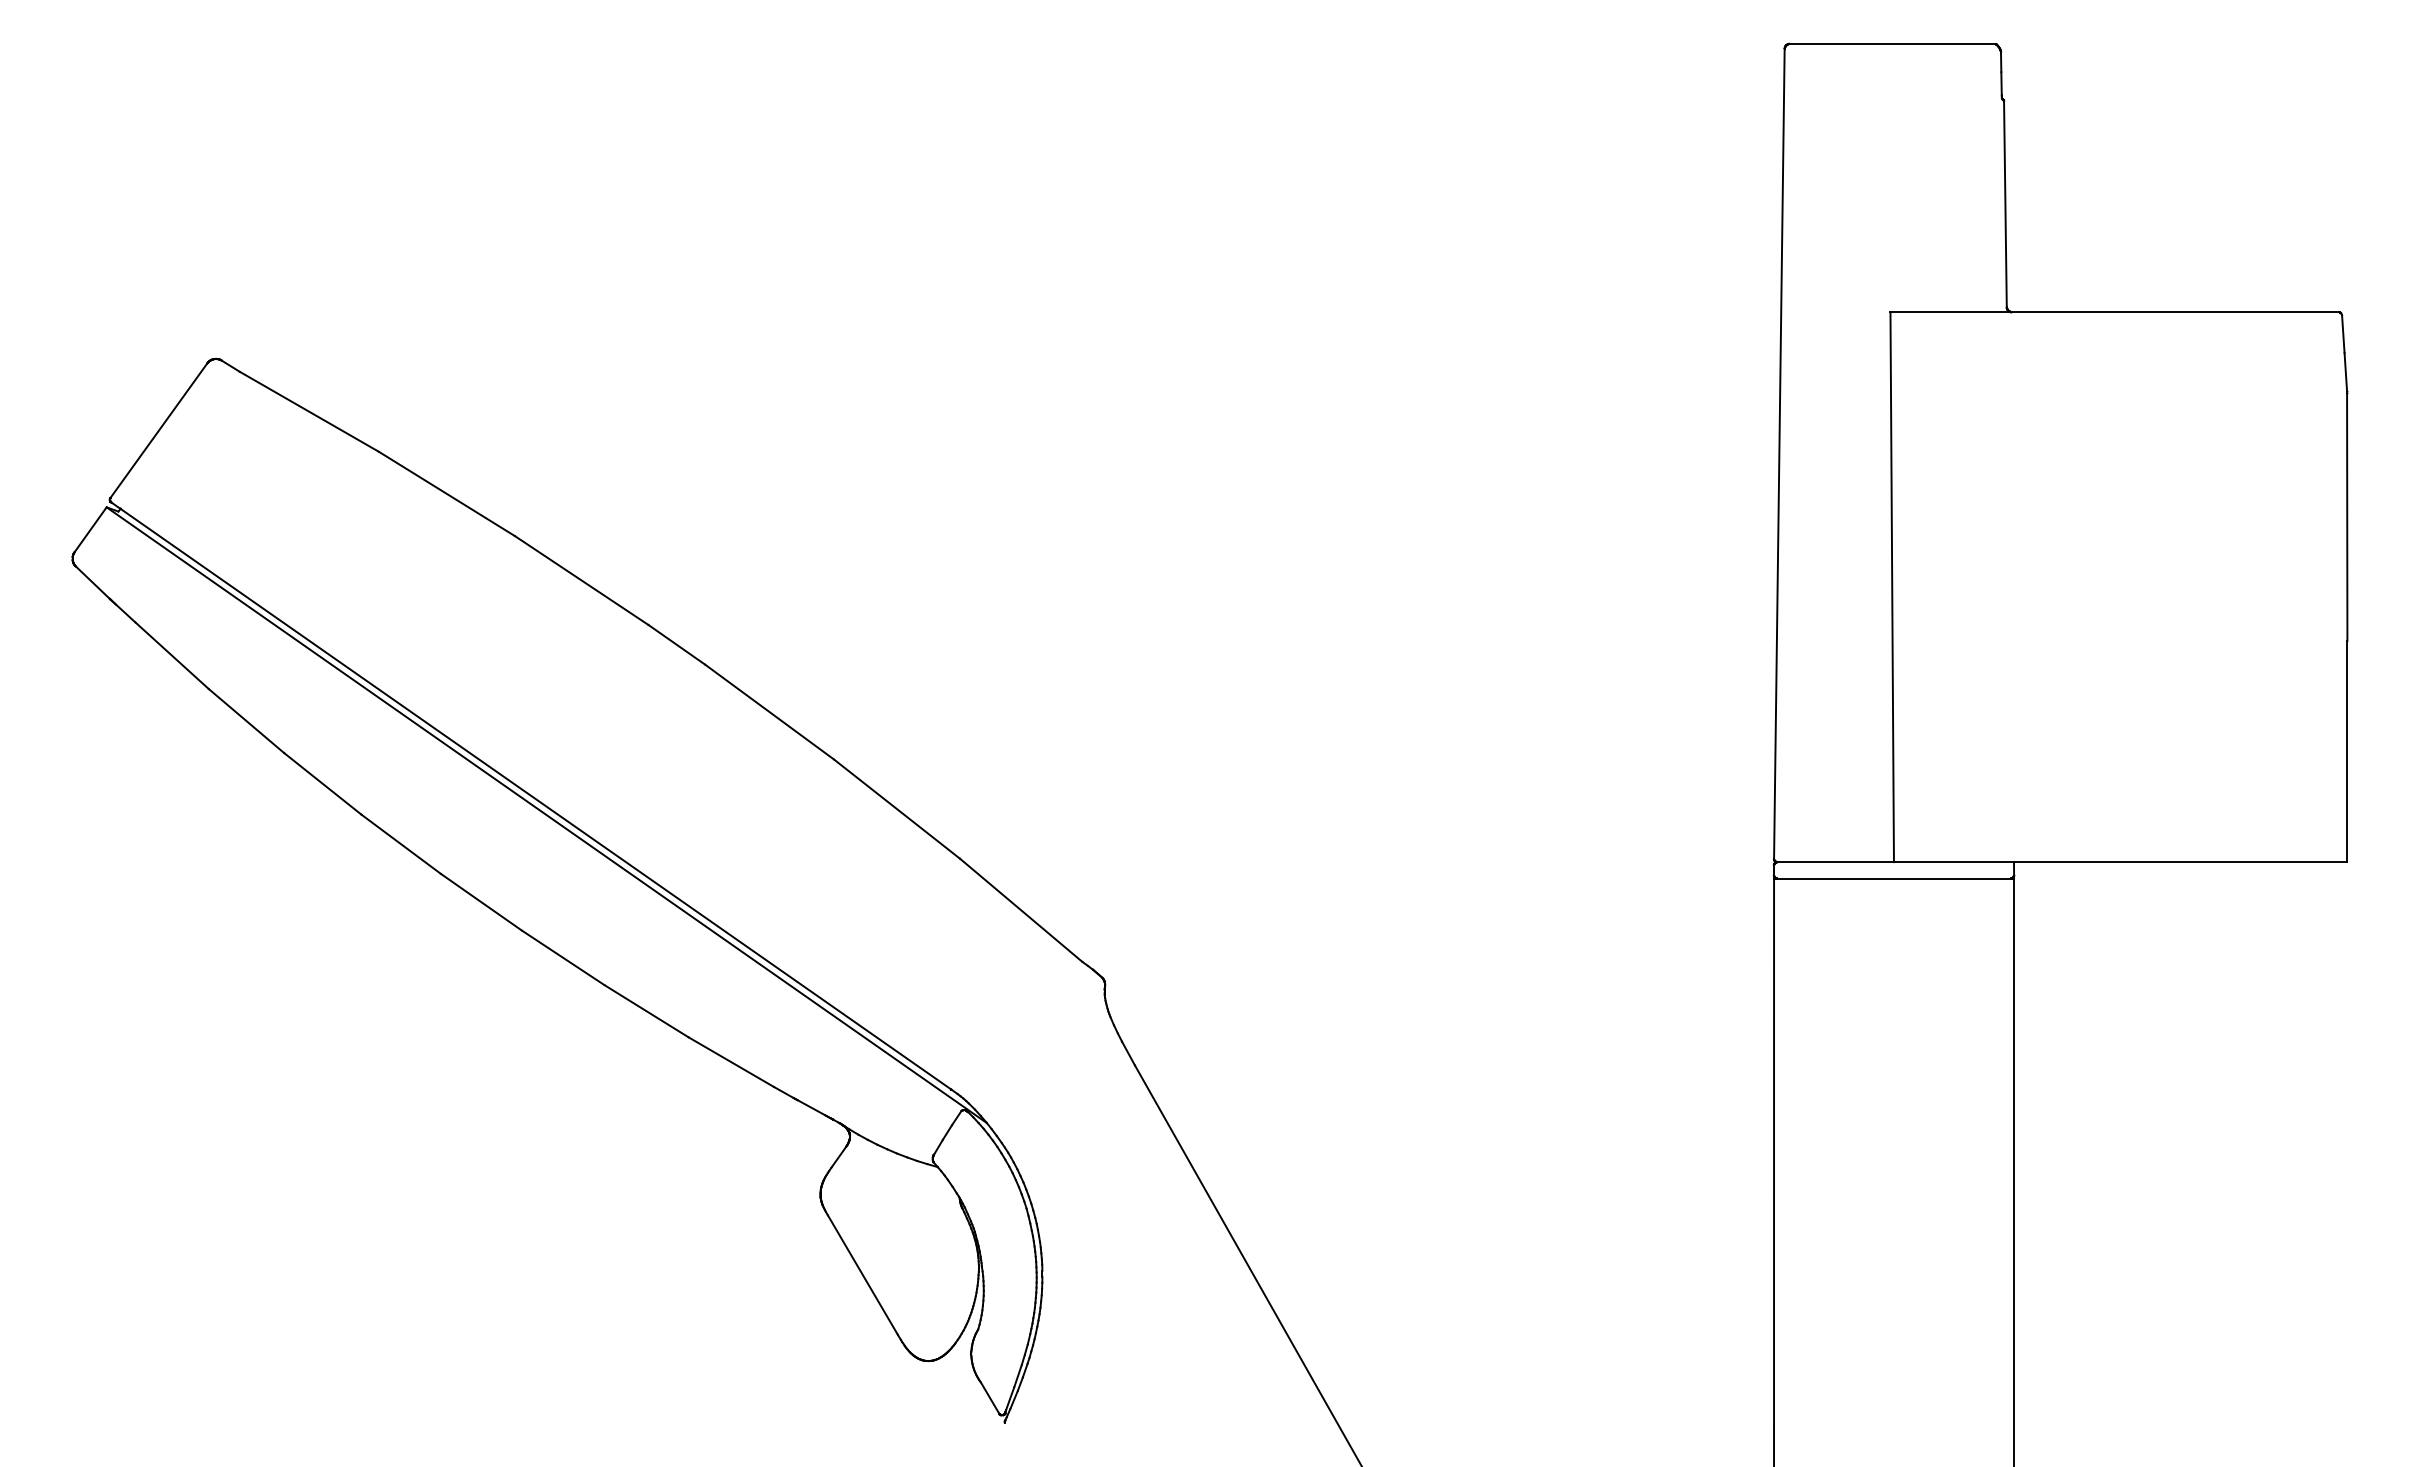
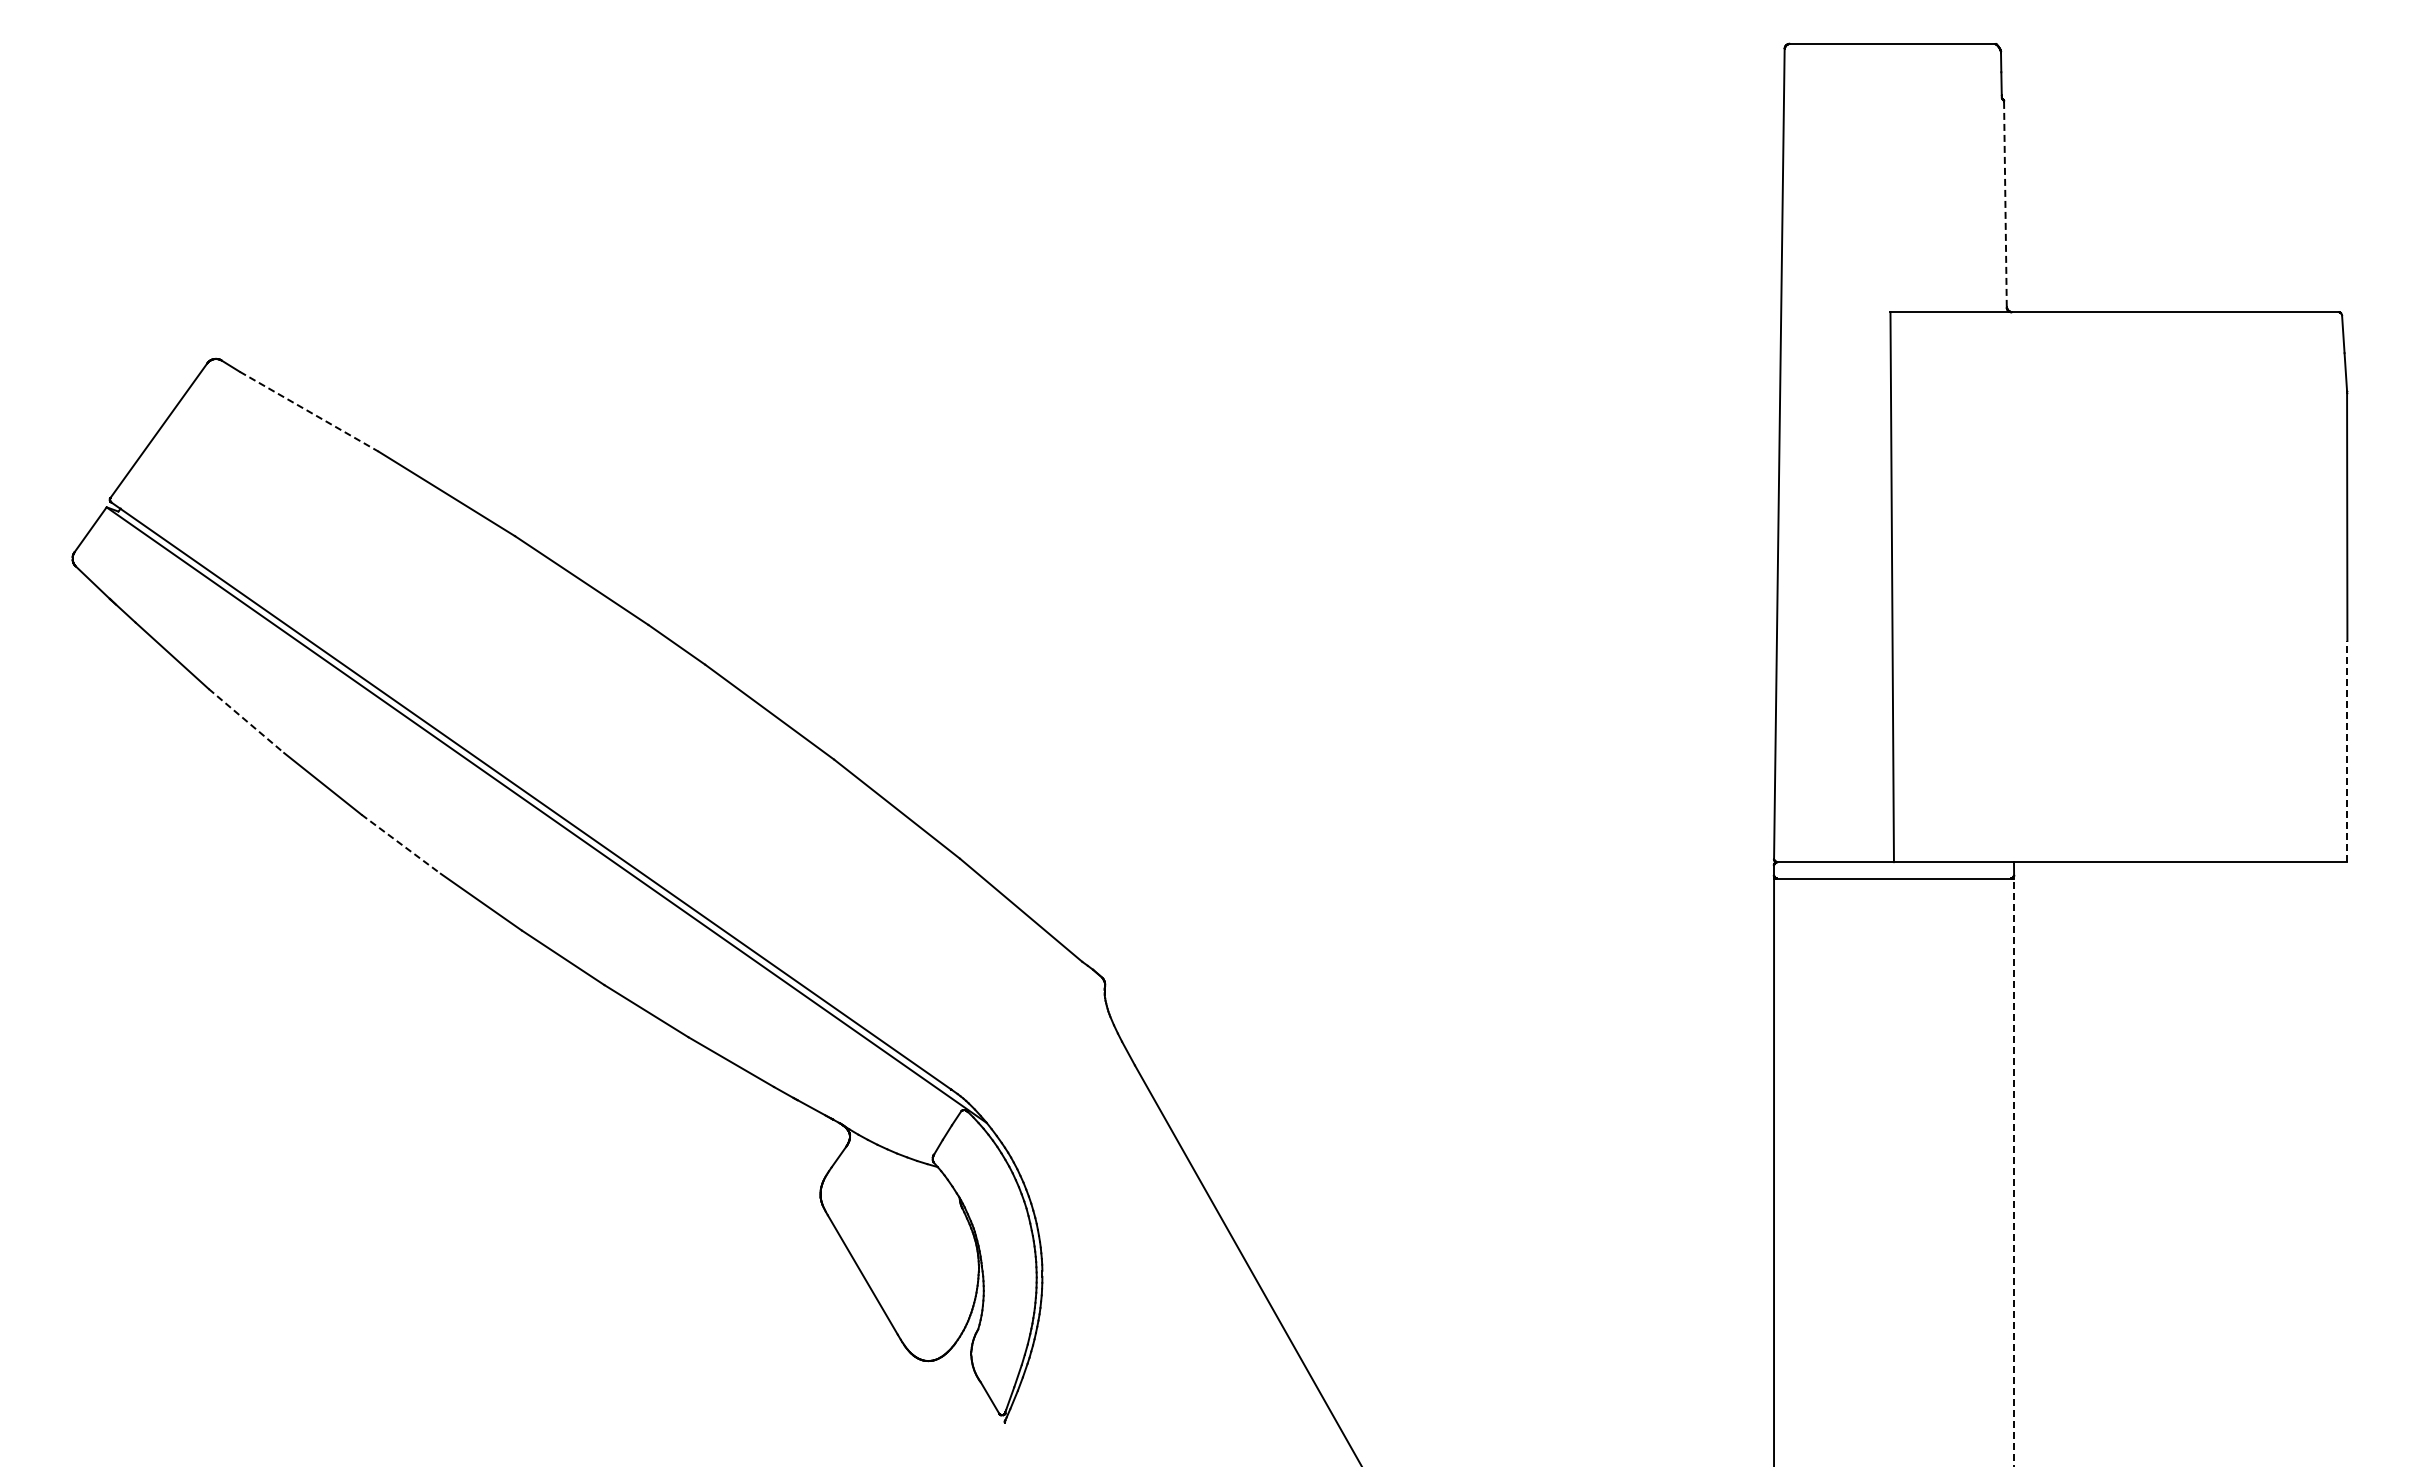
line: solid -> dashed (2005, 204)
line: solid -> dashed (309, 412)
line: solid -> dashed (246, 721)
line: solid -> dashed (2347, 751)
line: solid -> dashed (401, 844)
line: solid -> dashed (2013, 1172)
